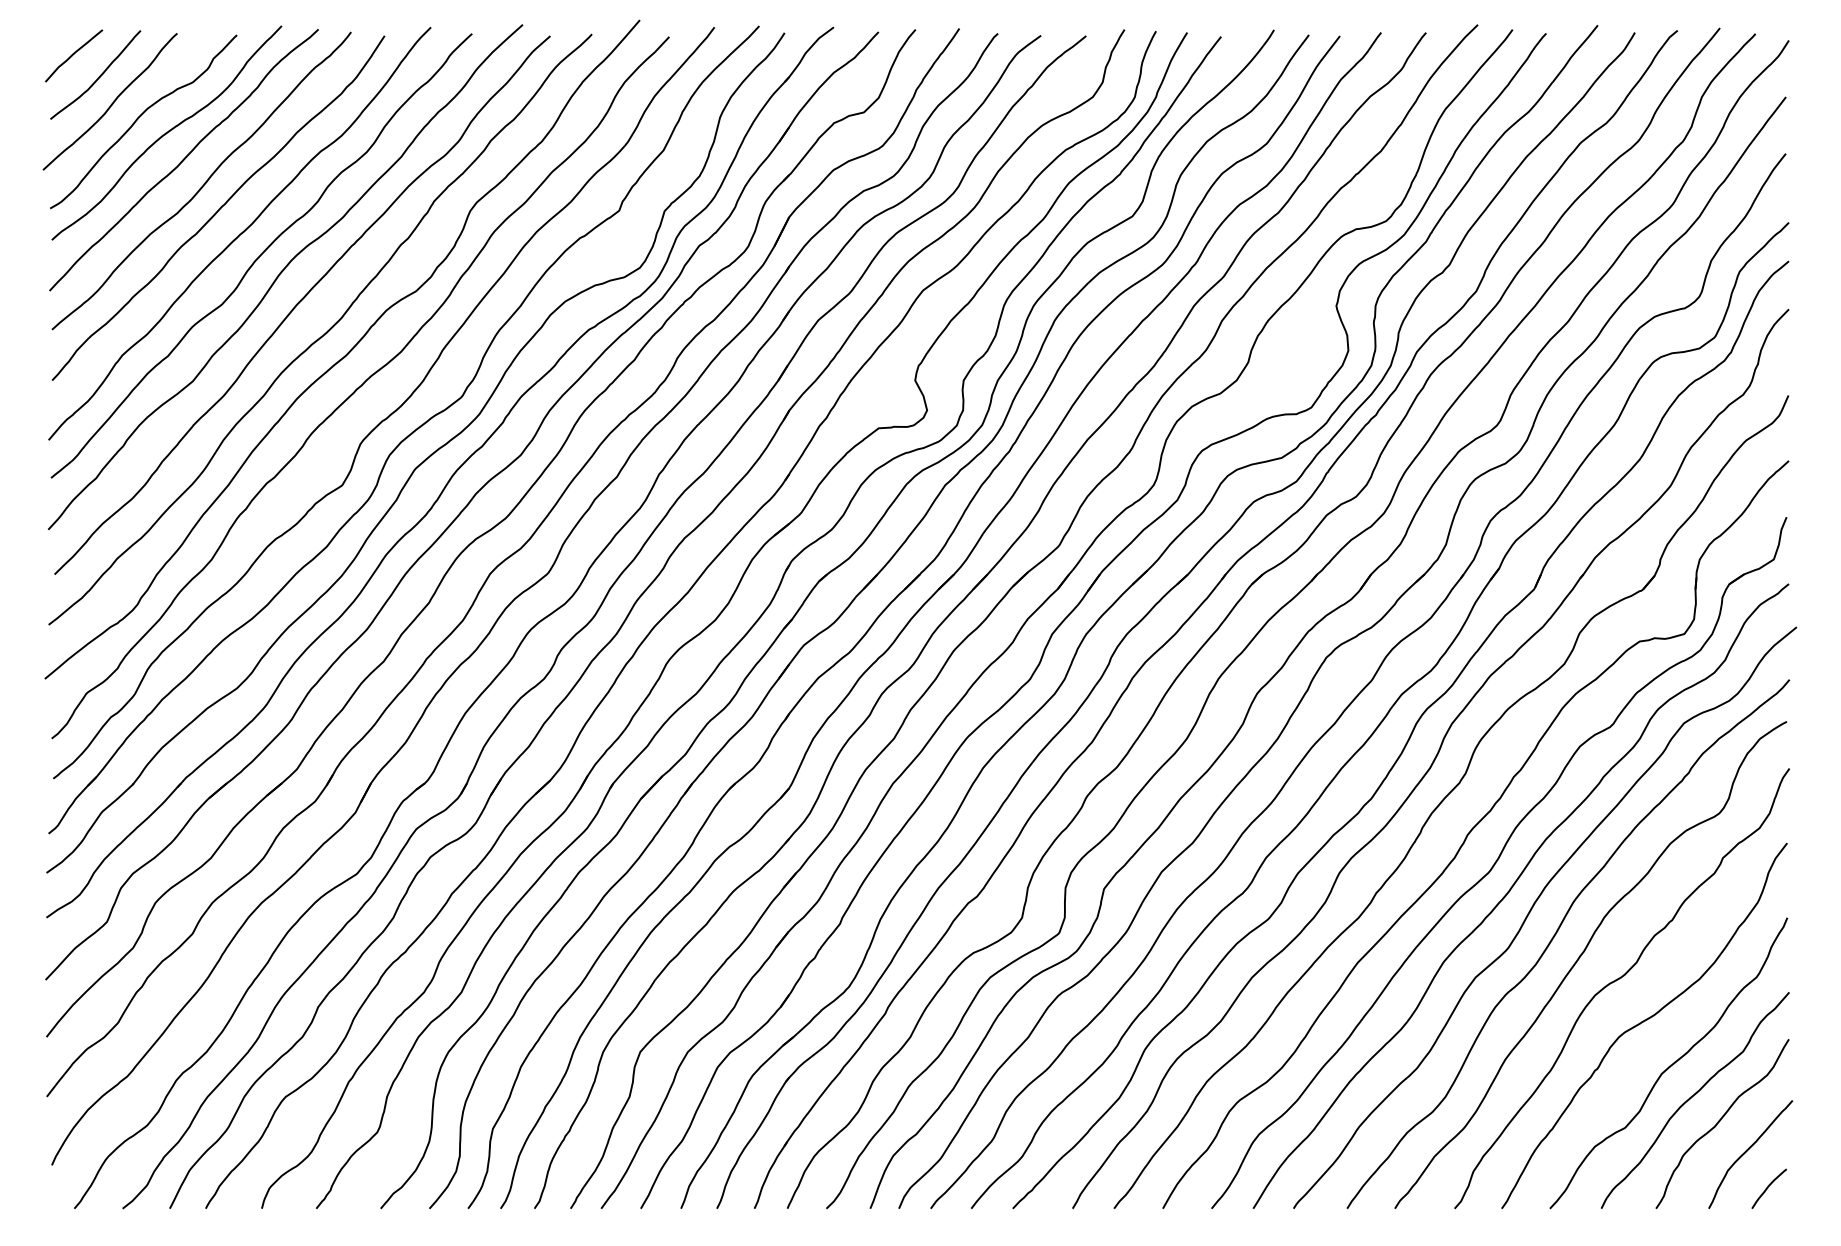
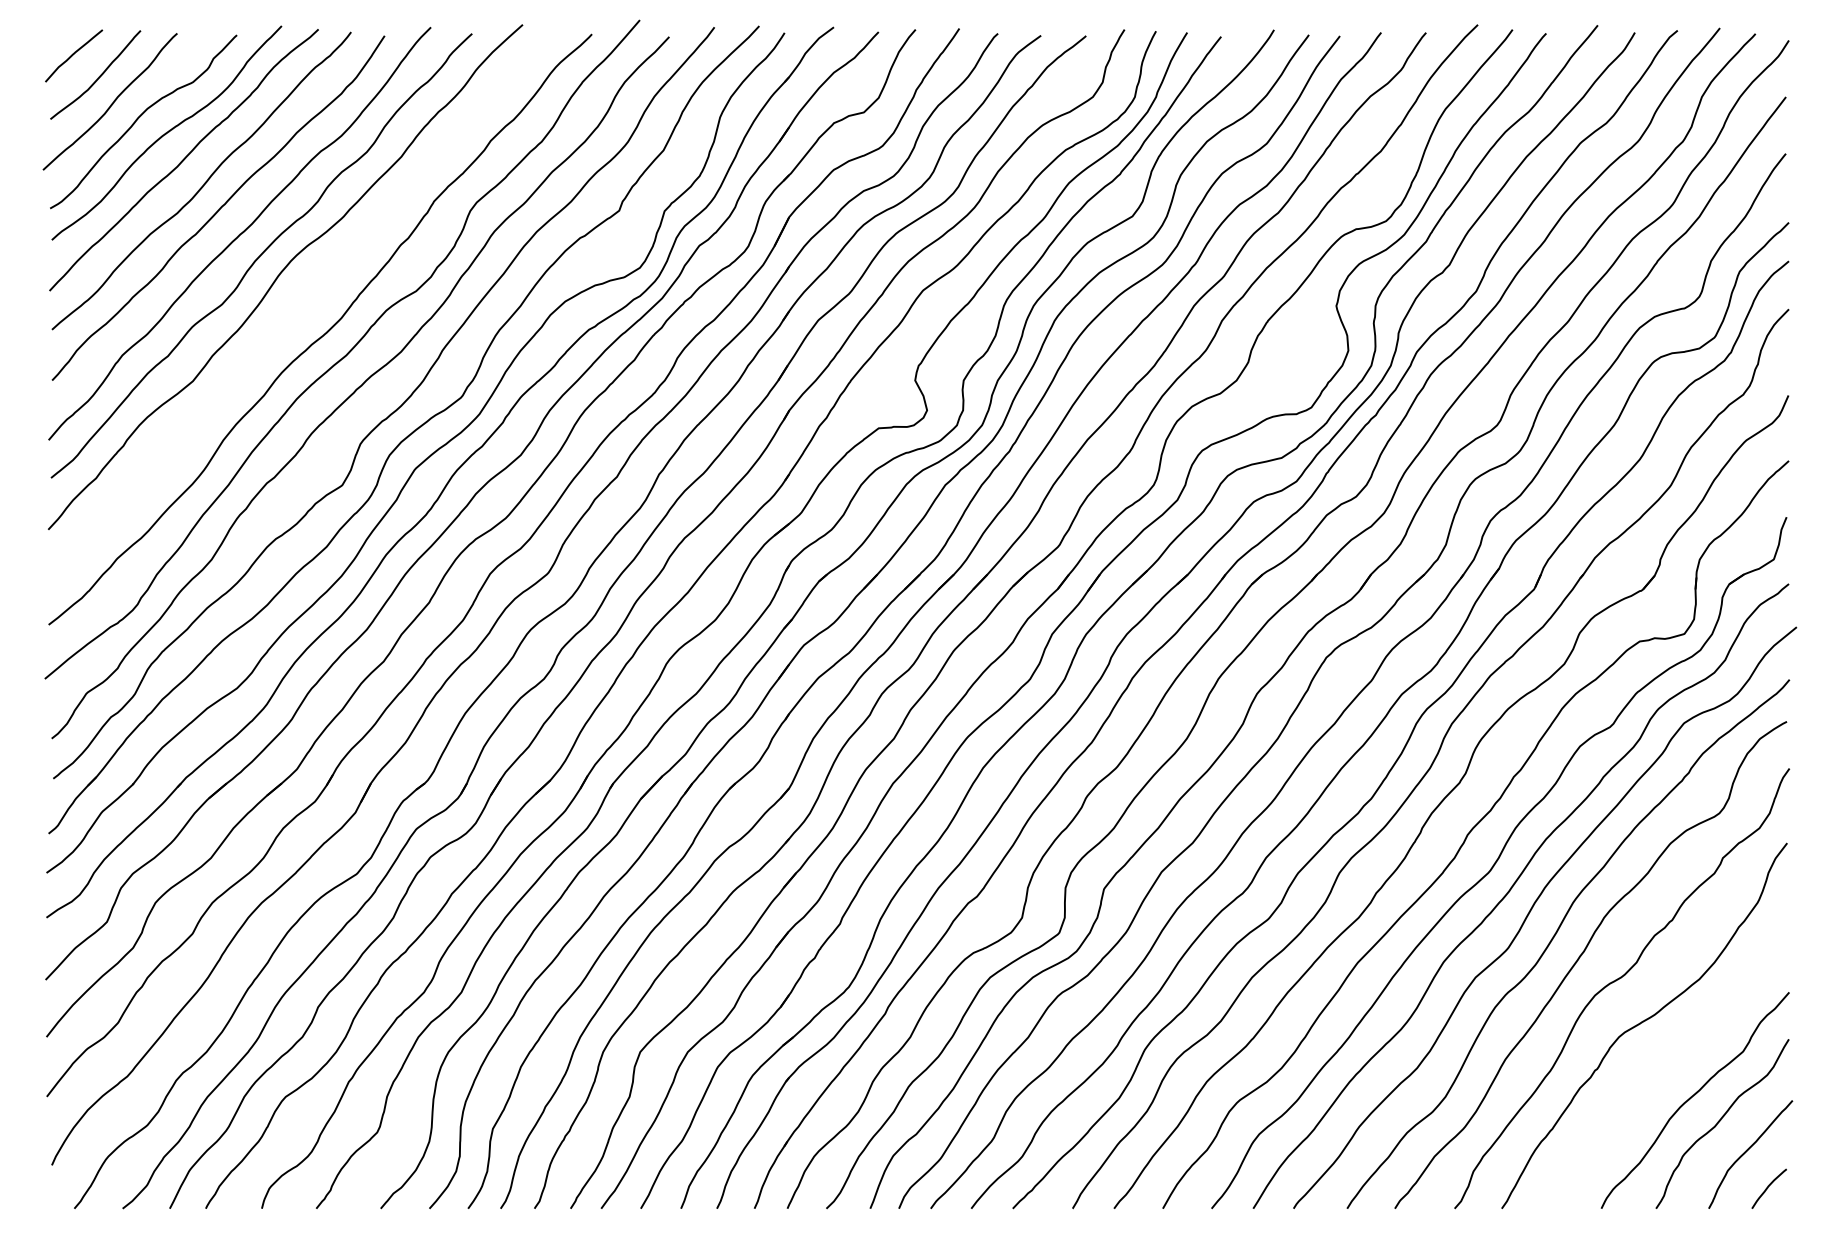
curve: present -> none (300, 302)
curve: present -> none (1669, 1065)
